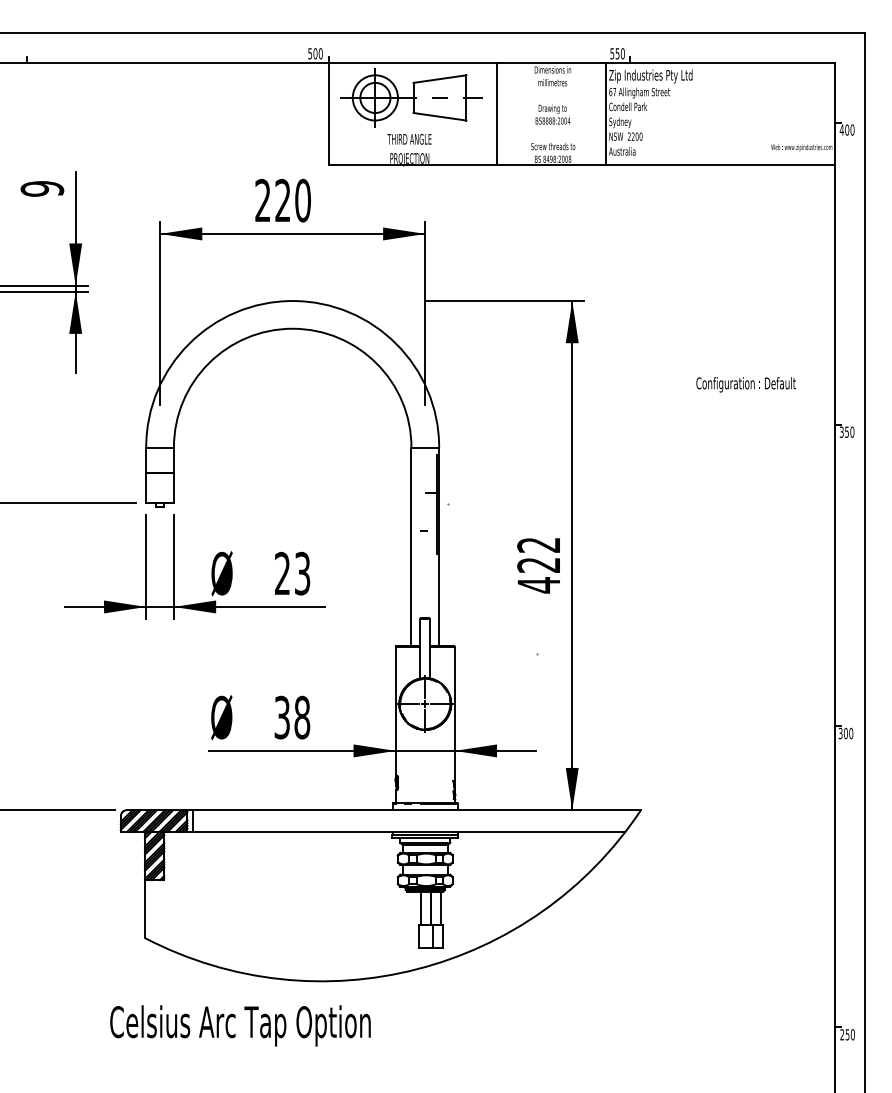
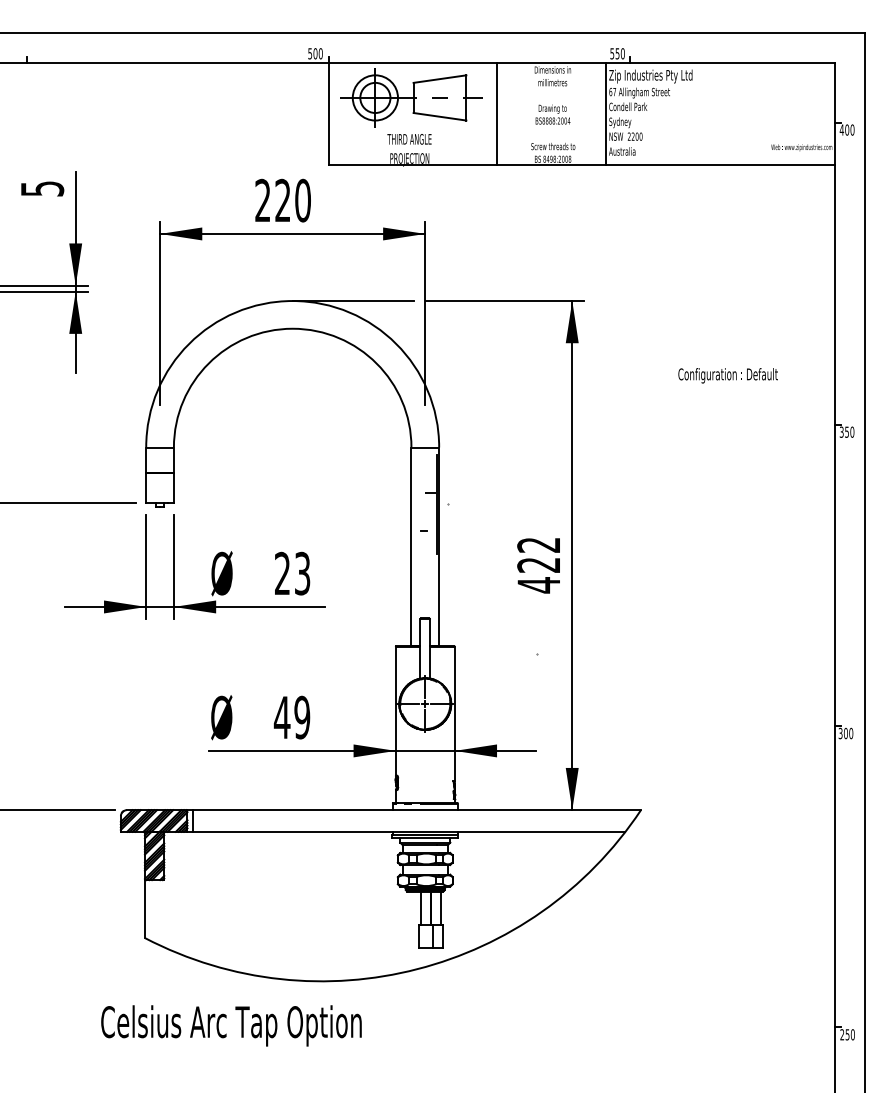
text: 9 -> 5 (41, 188)
line: none -> present (352, 301)
text position: (745, 384) -> (727, 375) (727, 375)
text: 38 -> 49 (291, 717)
text position: (240, 1025) -> (231, 1025) (231, 1025)
